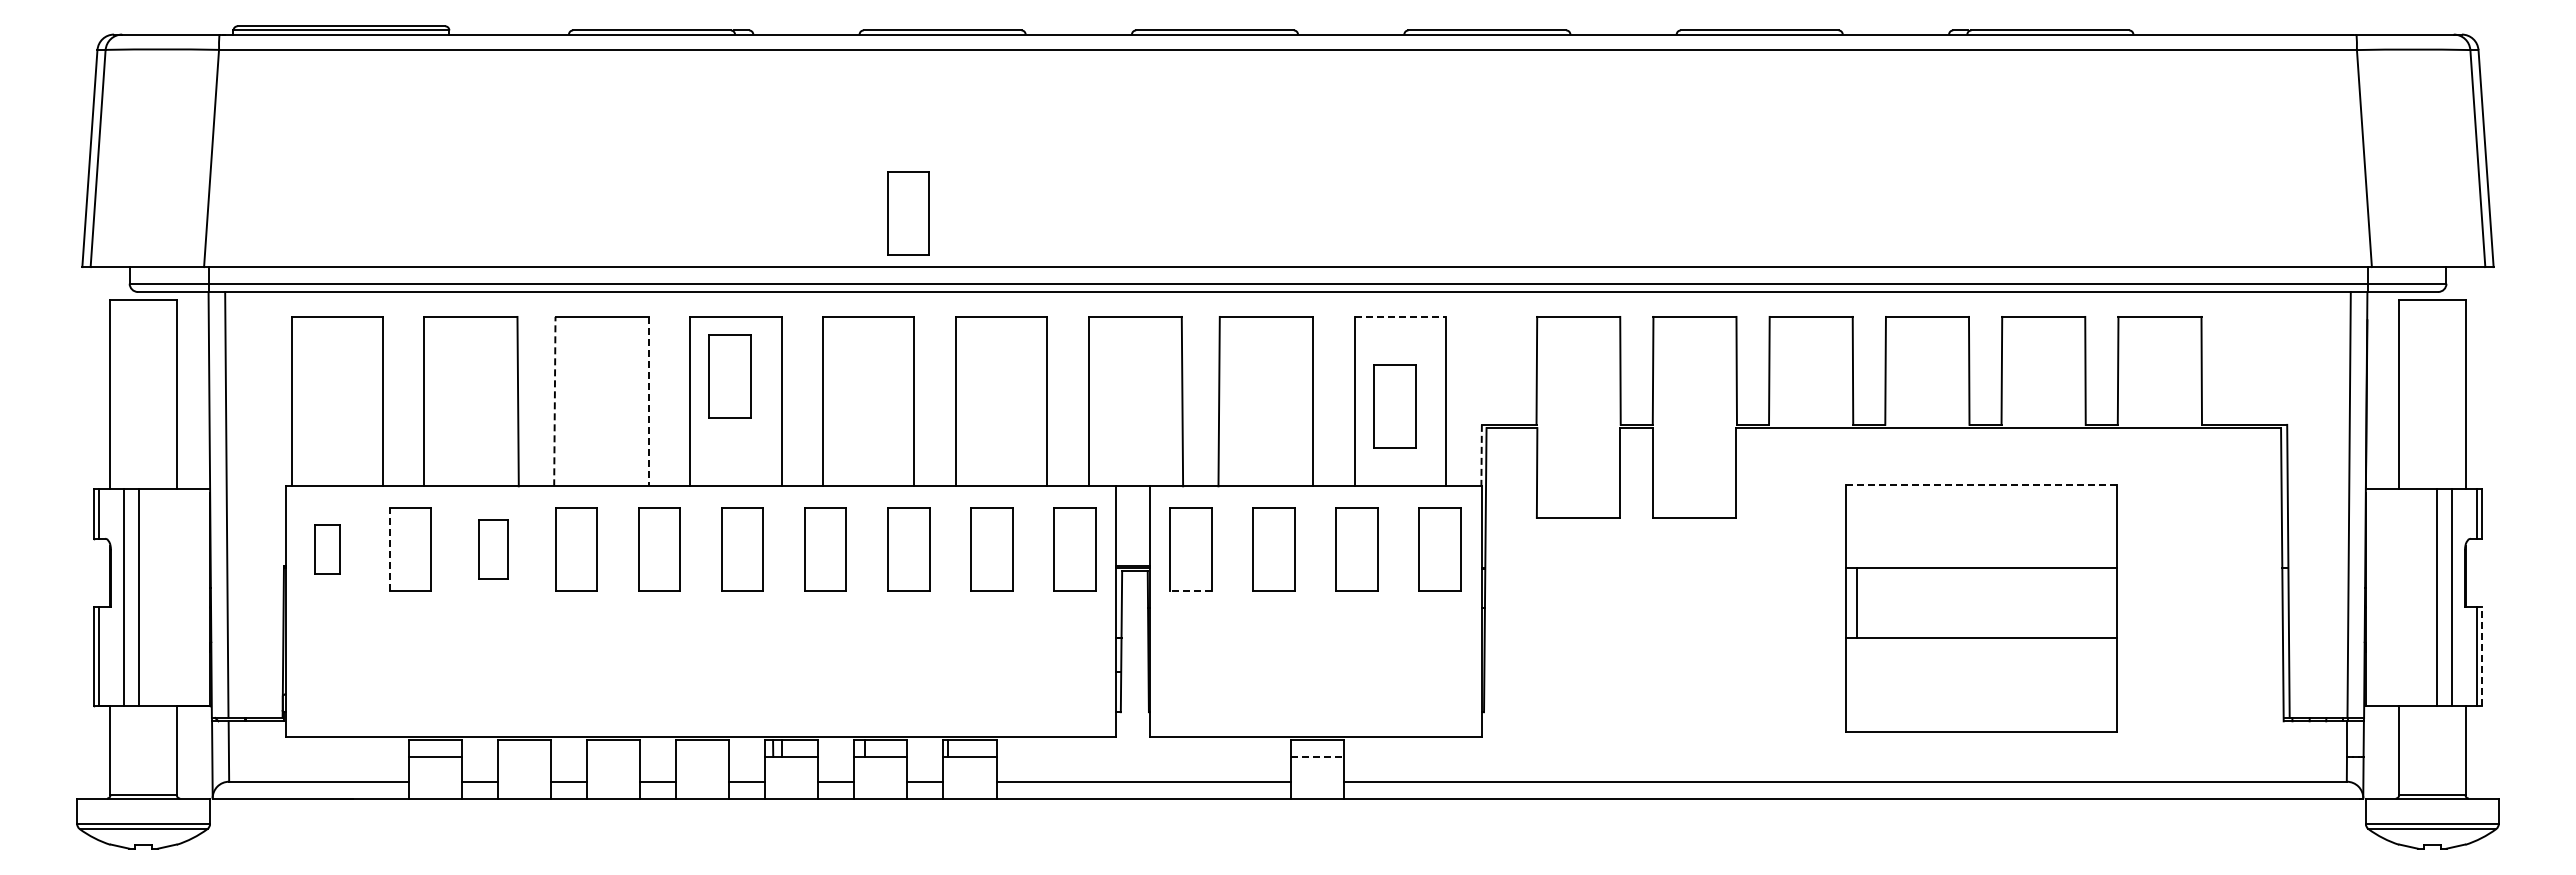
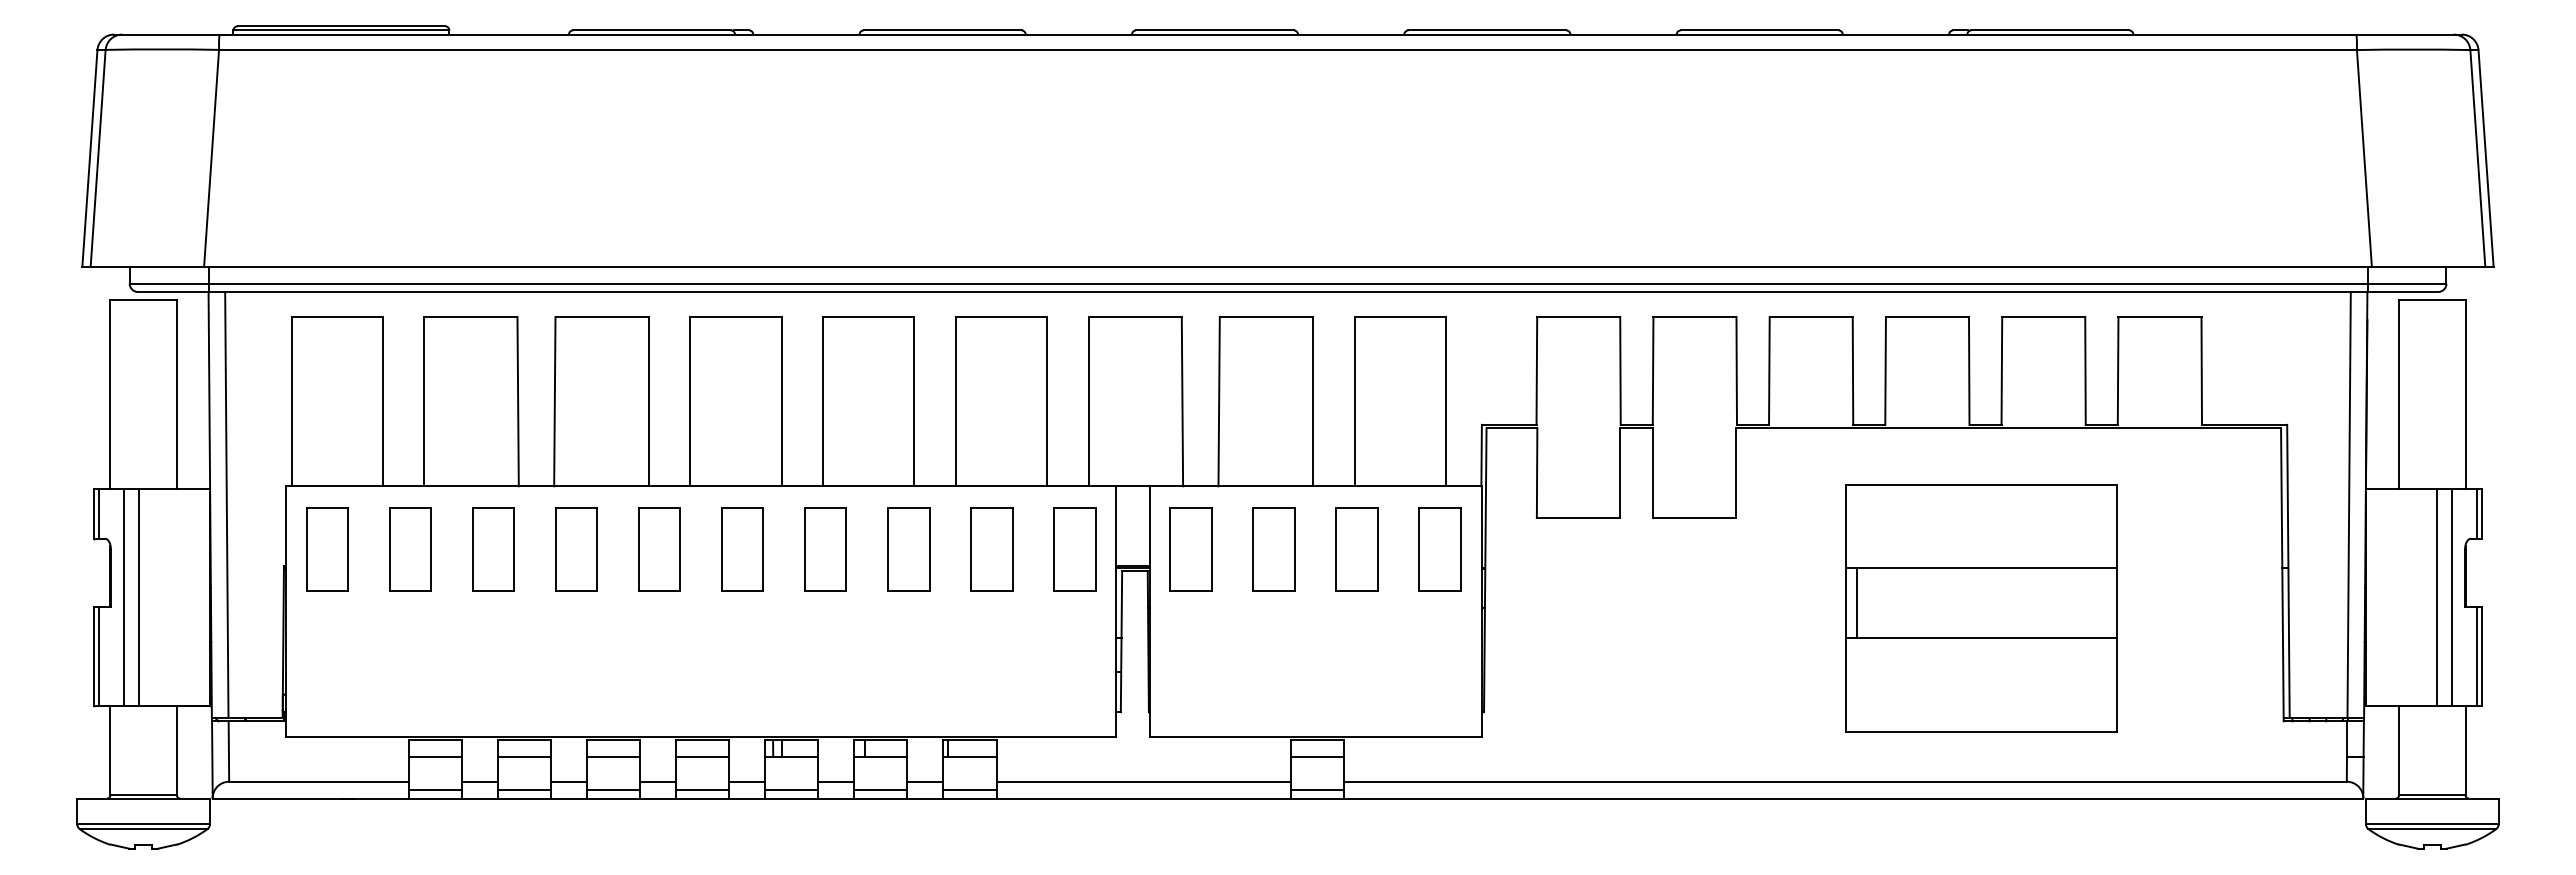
part: present -> none (908, 213)
line: dashed -> solid (1400, 316)
part: present -> none (729, 376)
line: dashed -> solid (554, 401)
line: dashed -> solid (648, 401)
part: present -> none (1394, 406)
line: dashed -> solid (1481, 455)
line: dashed -> solid (1981, 484)
part size: 27x51 px -> 43x85 px (327, 549)
line: dashed -> solid (389, 549)
part size: 31x61 px -> 43x85 px (493, 549)
line: dashed -> solid (1191, 590)
line: dashed -> solid (2482, 656)
line: none -> present (523, 757)
line: none -> present (613, 757)
line: none -> present (702, 757)
line: dashed -> solid (1317, 757)
line: none -> present (434, 790)
line: none -> present (523, 790)
line: none -> present (613, 790)
line: none -> present (702, 790)
line: none -> present (791, 790)
line: none -> present (880, 790)
line: none -> present (969, 790)
line: none -> present (1316, 790)
